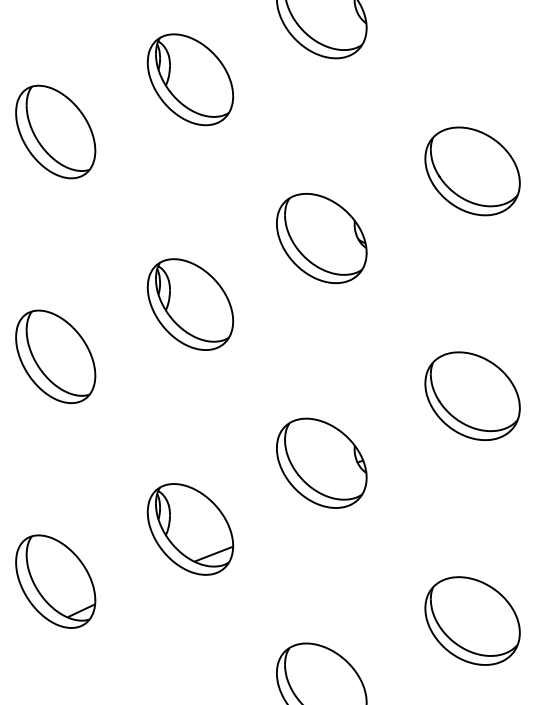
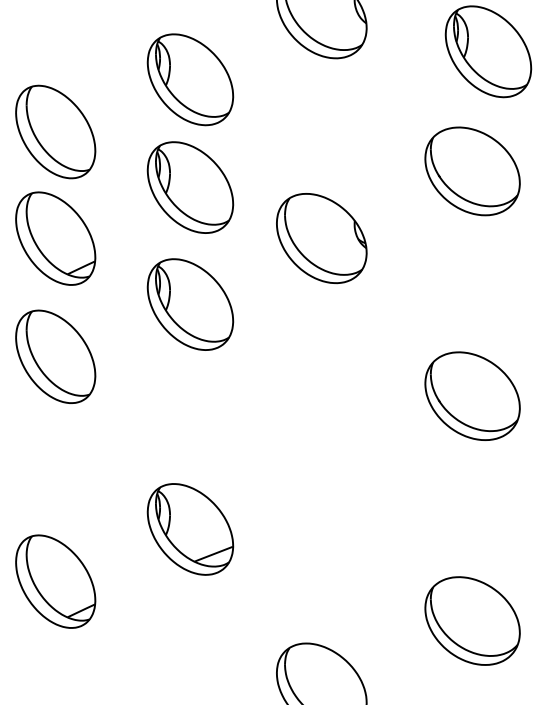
part: none -> present (488, 51)
part: none -> present (190, 187)
part: none -> present (55, 238)
part: present -> none (321, 462)
